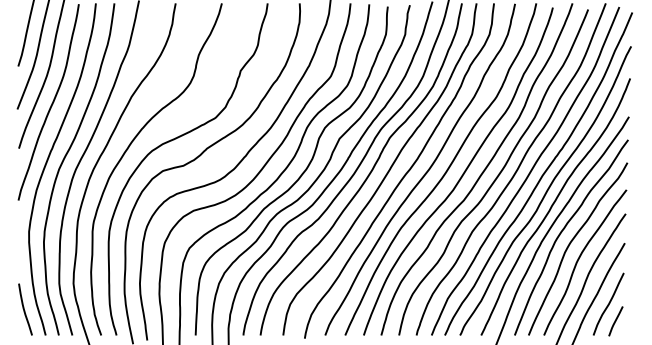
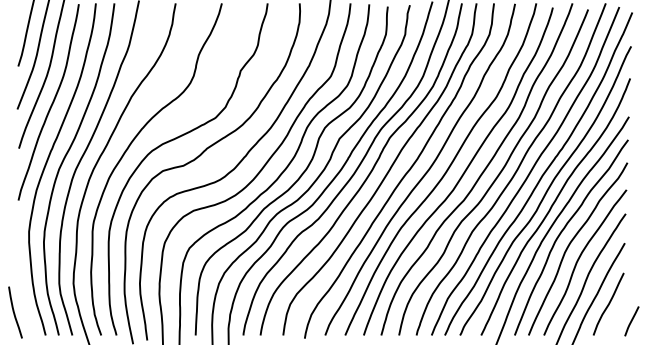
curve position: (24, 309) -> (14, 312) (14, 312)
line position: (615, 321) -> (631, 321) (631, 321)
